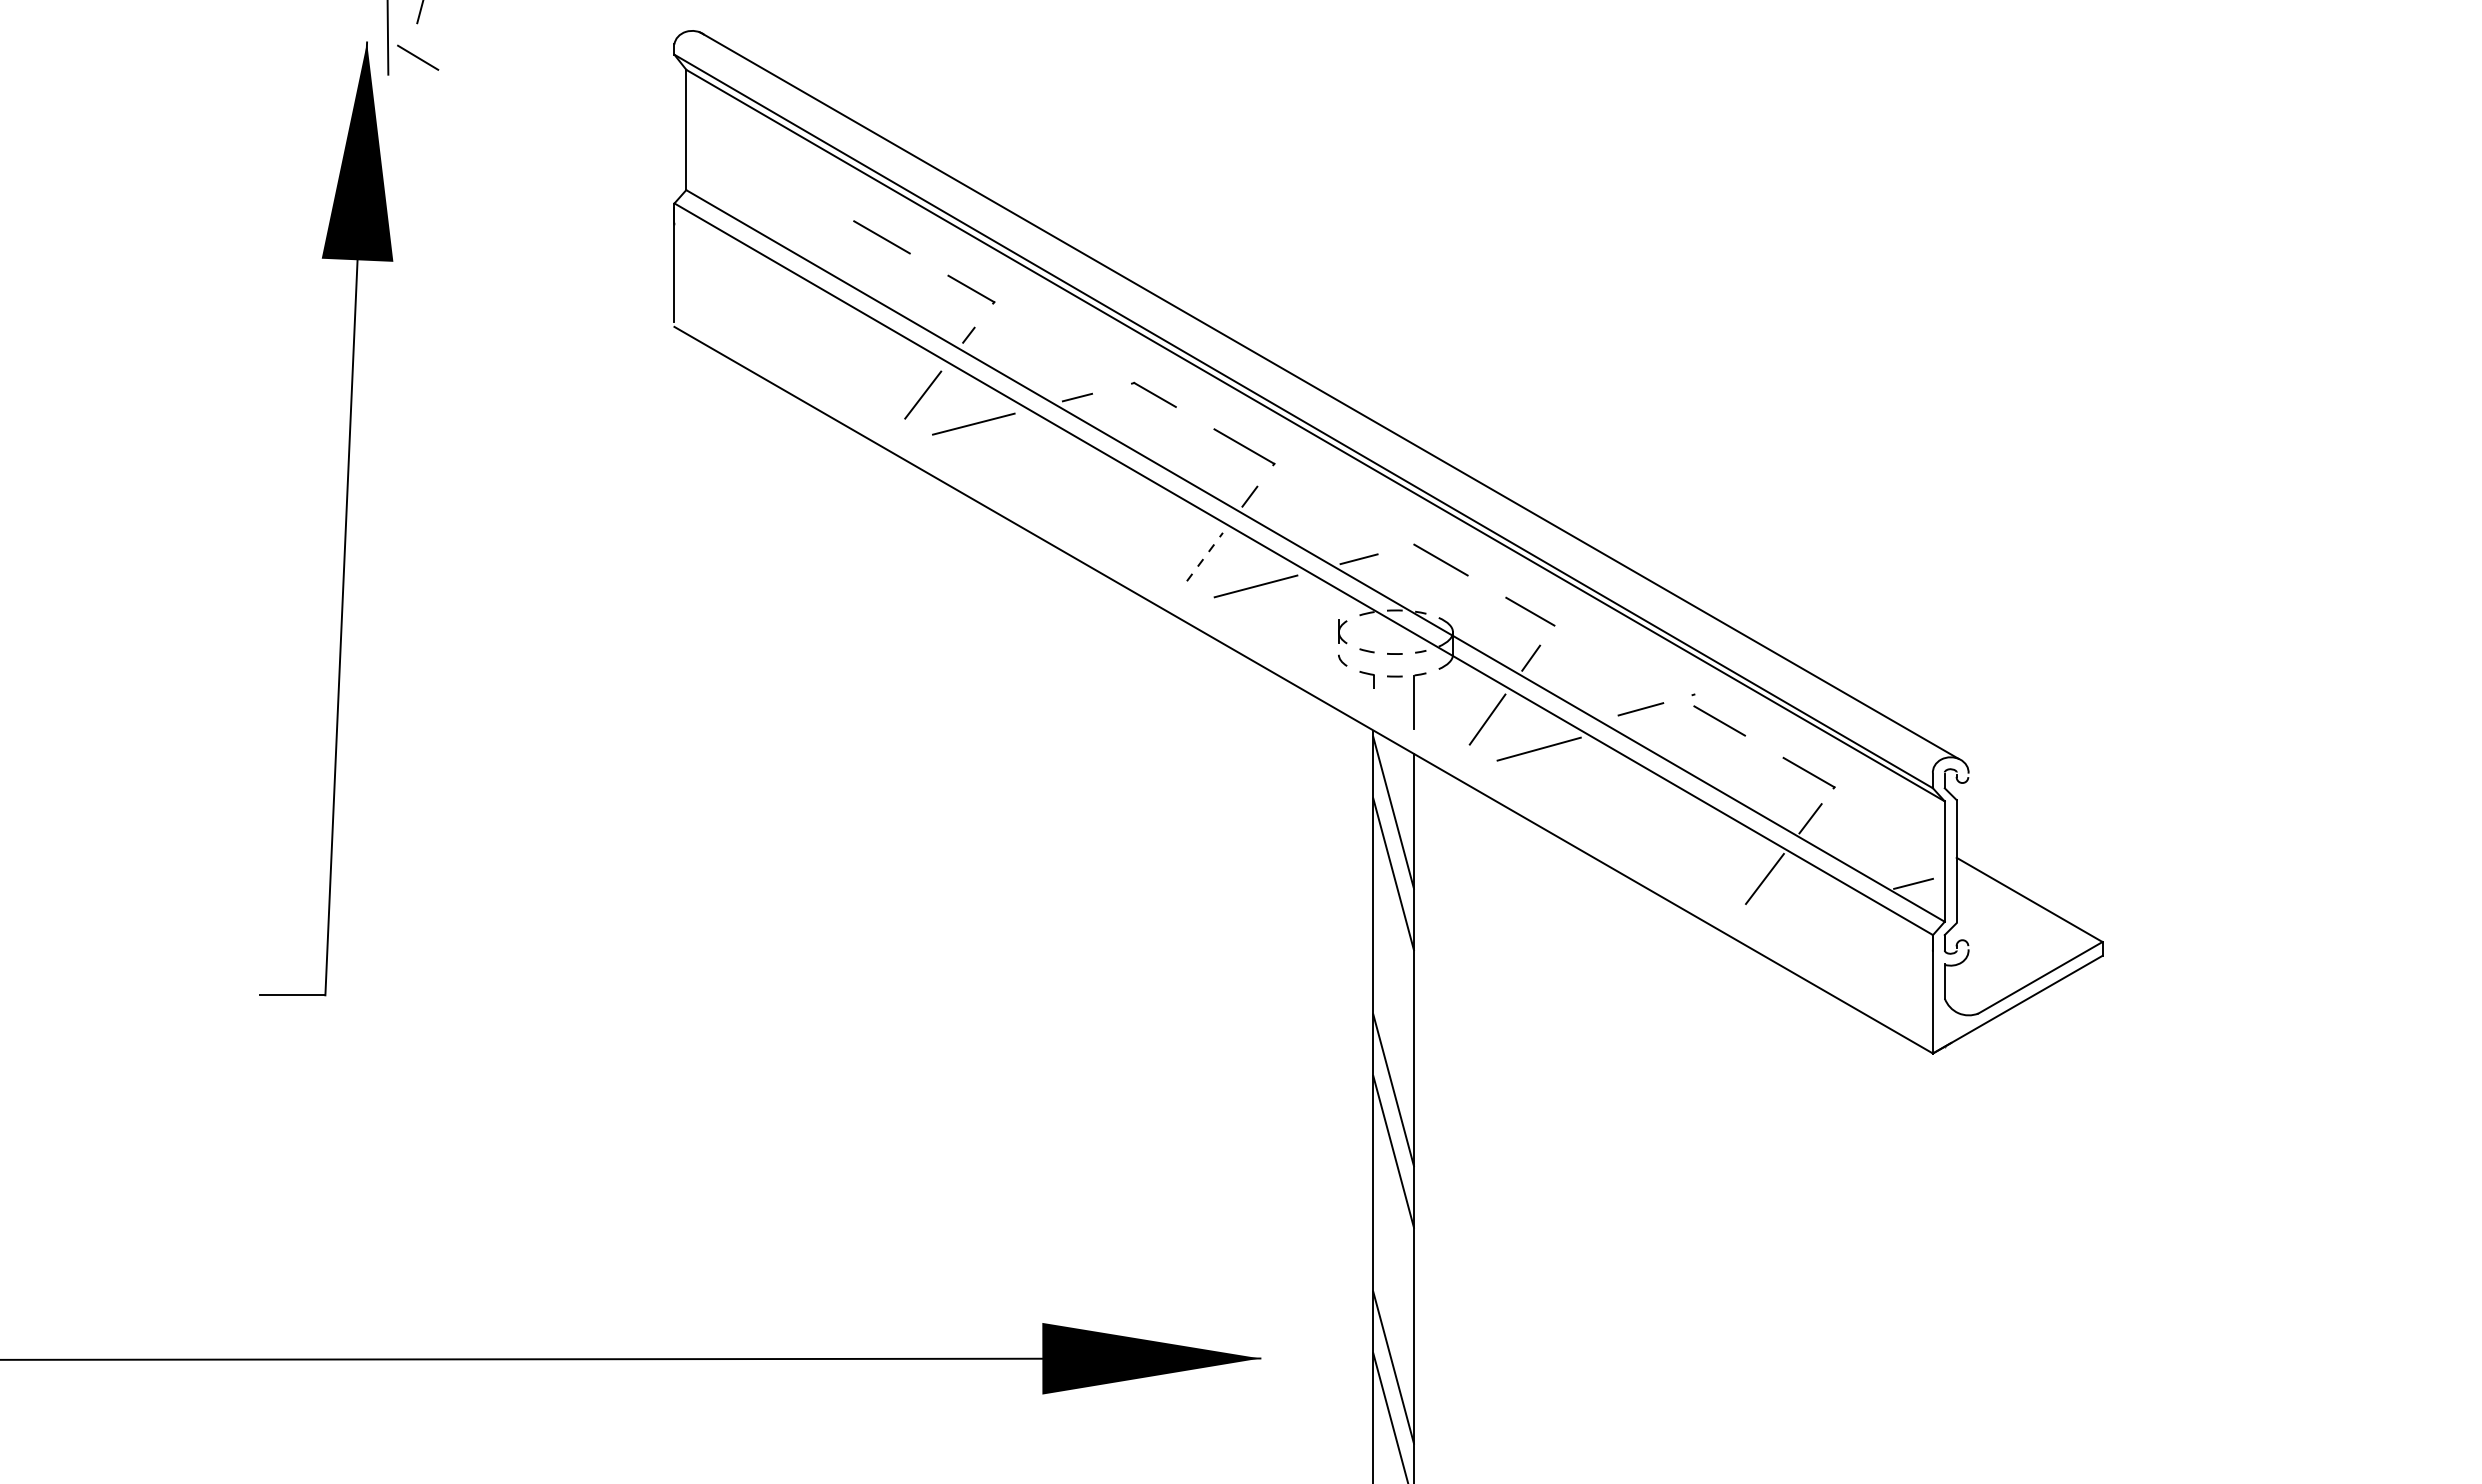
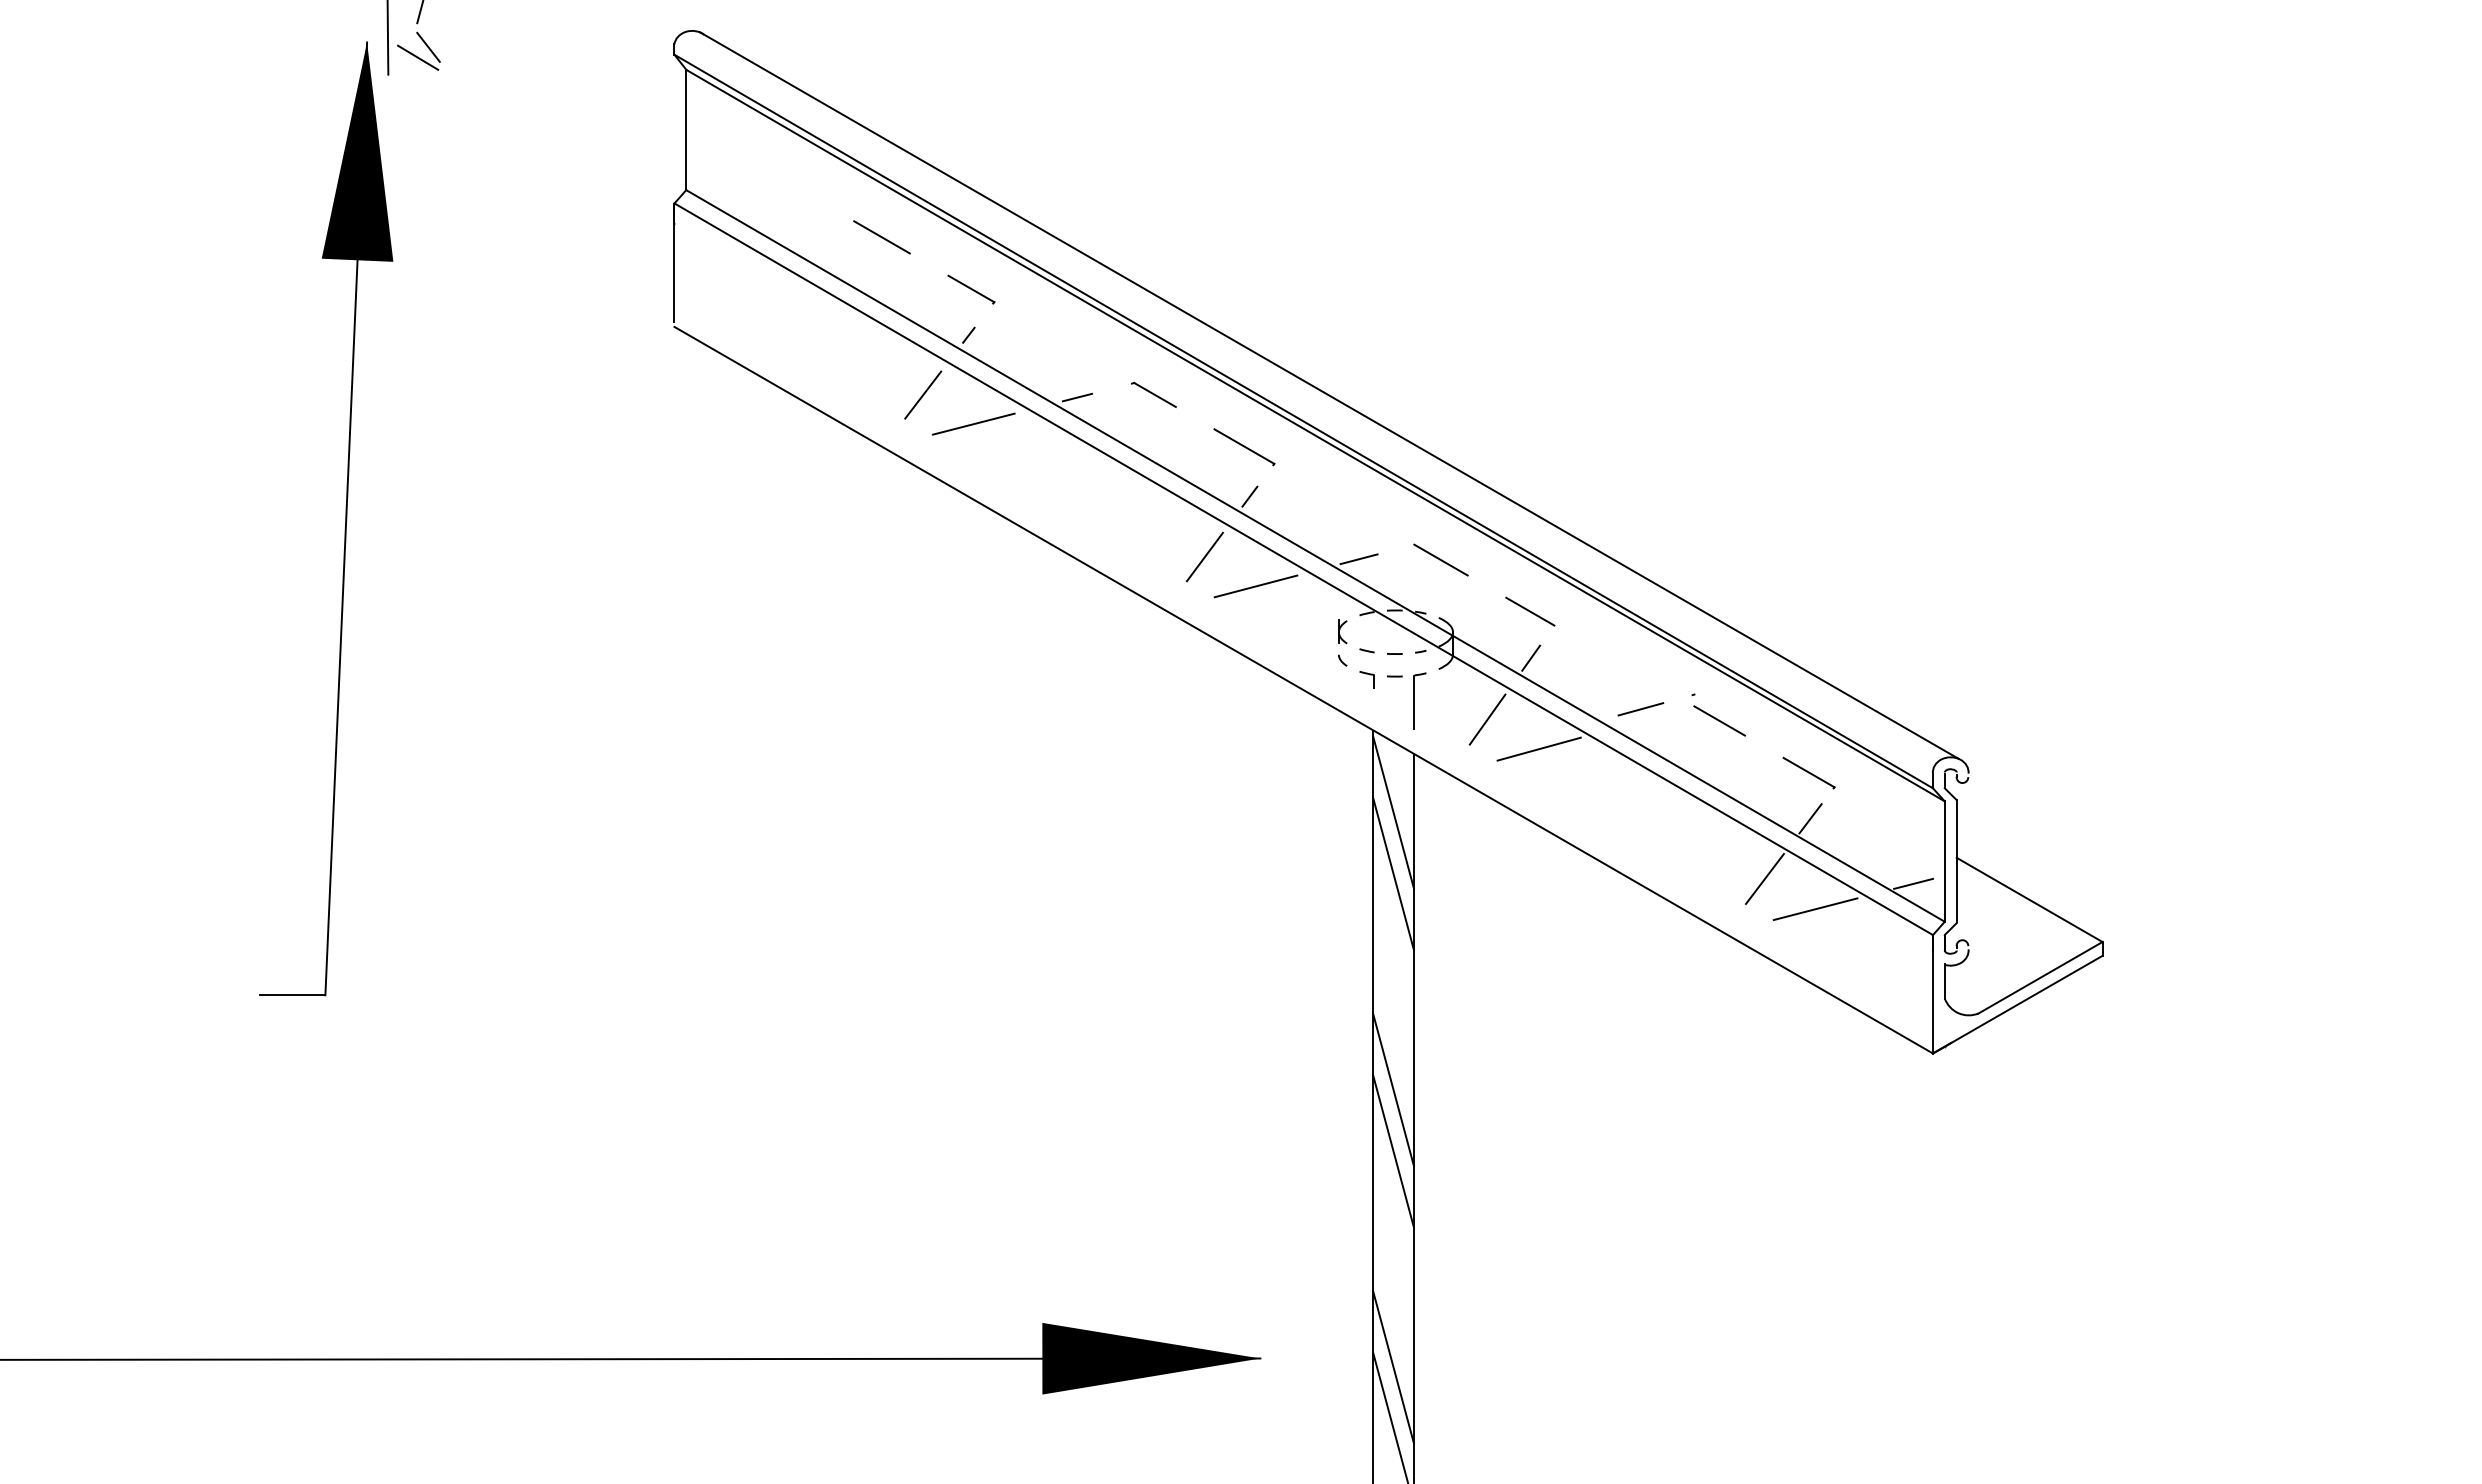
line: none -> present (428, 46)
line: dashed -> solid (1205, 556)
line: none -> present (1815, 909)
